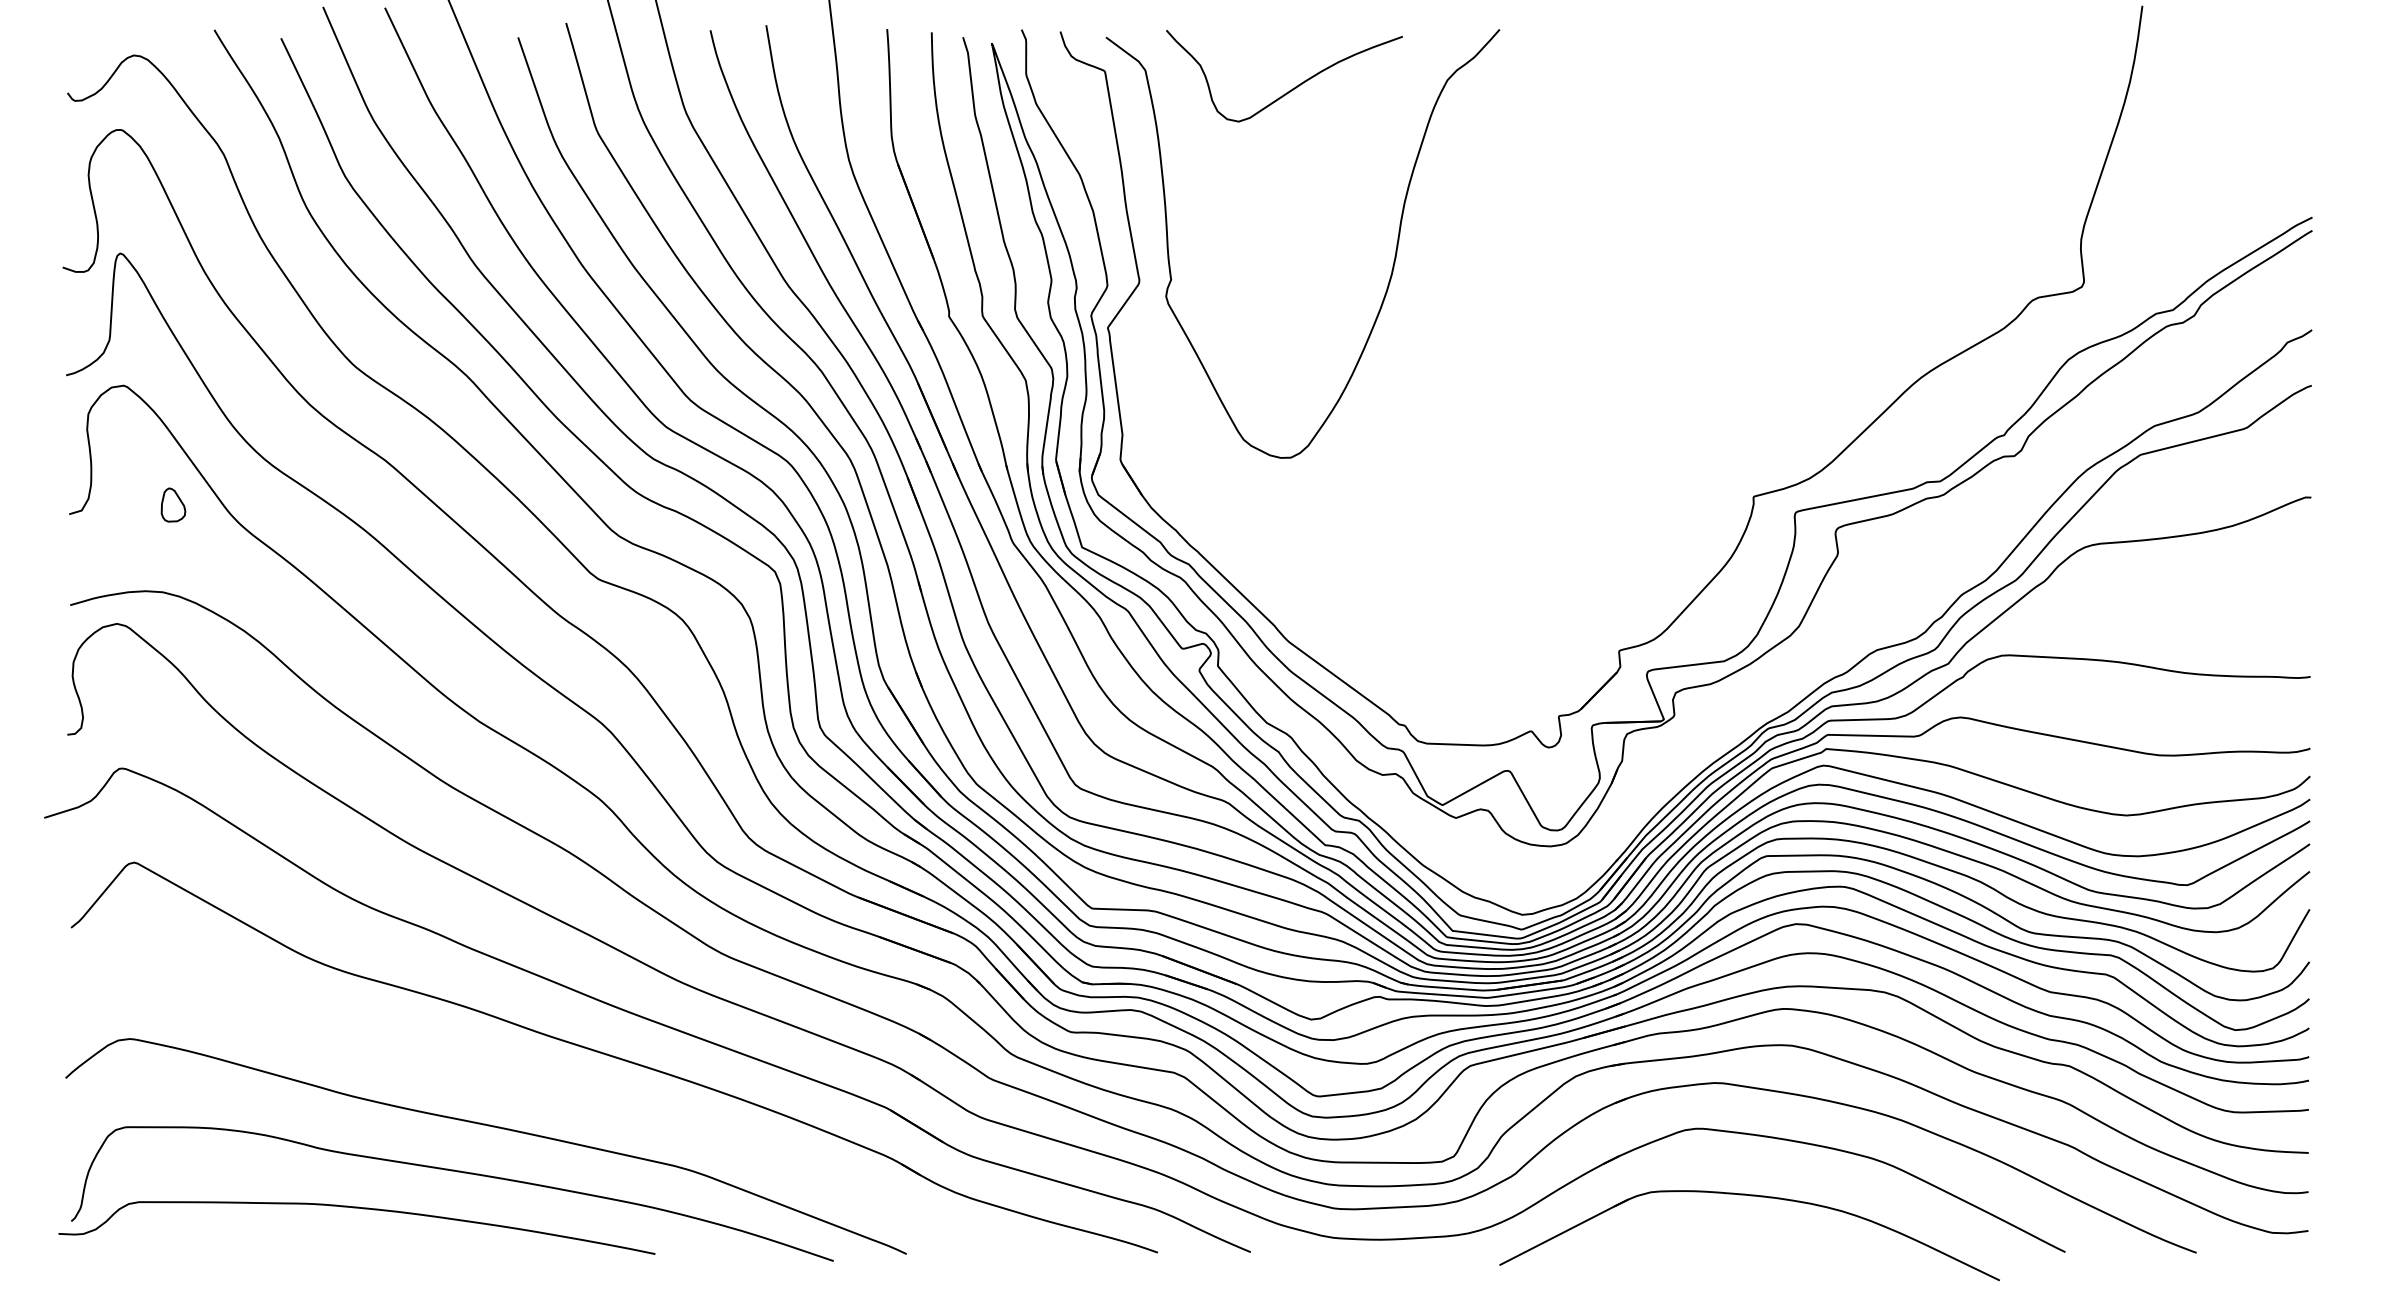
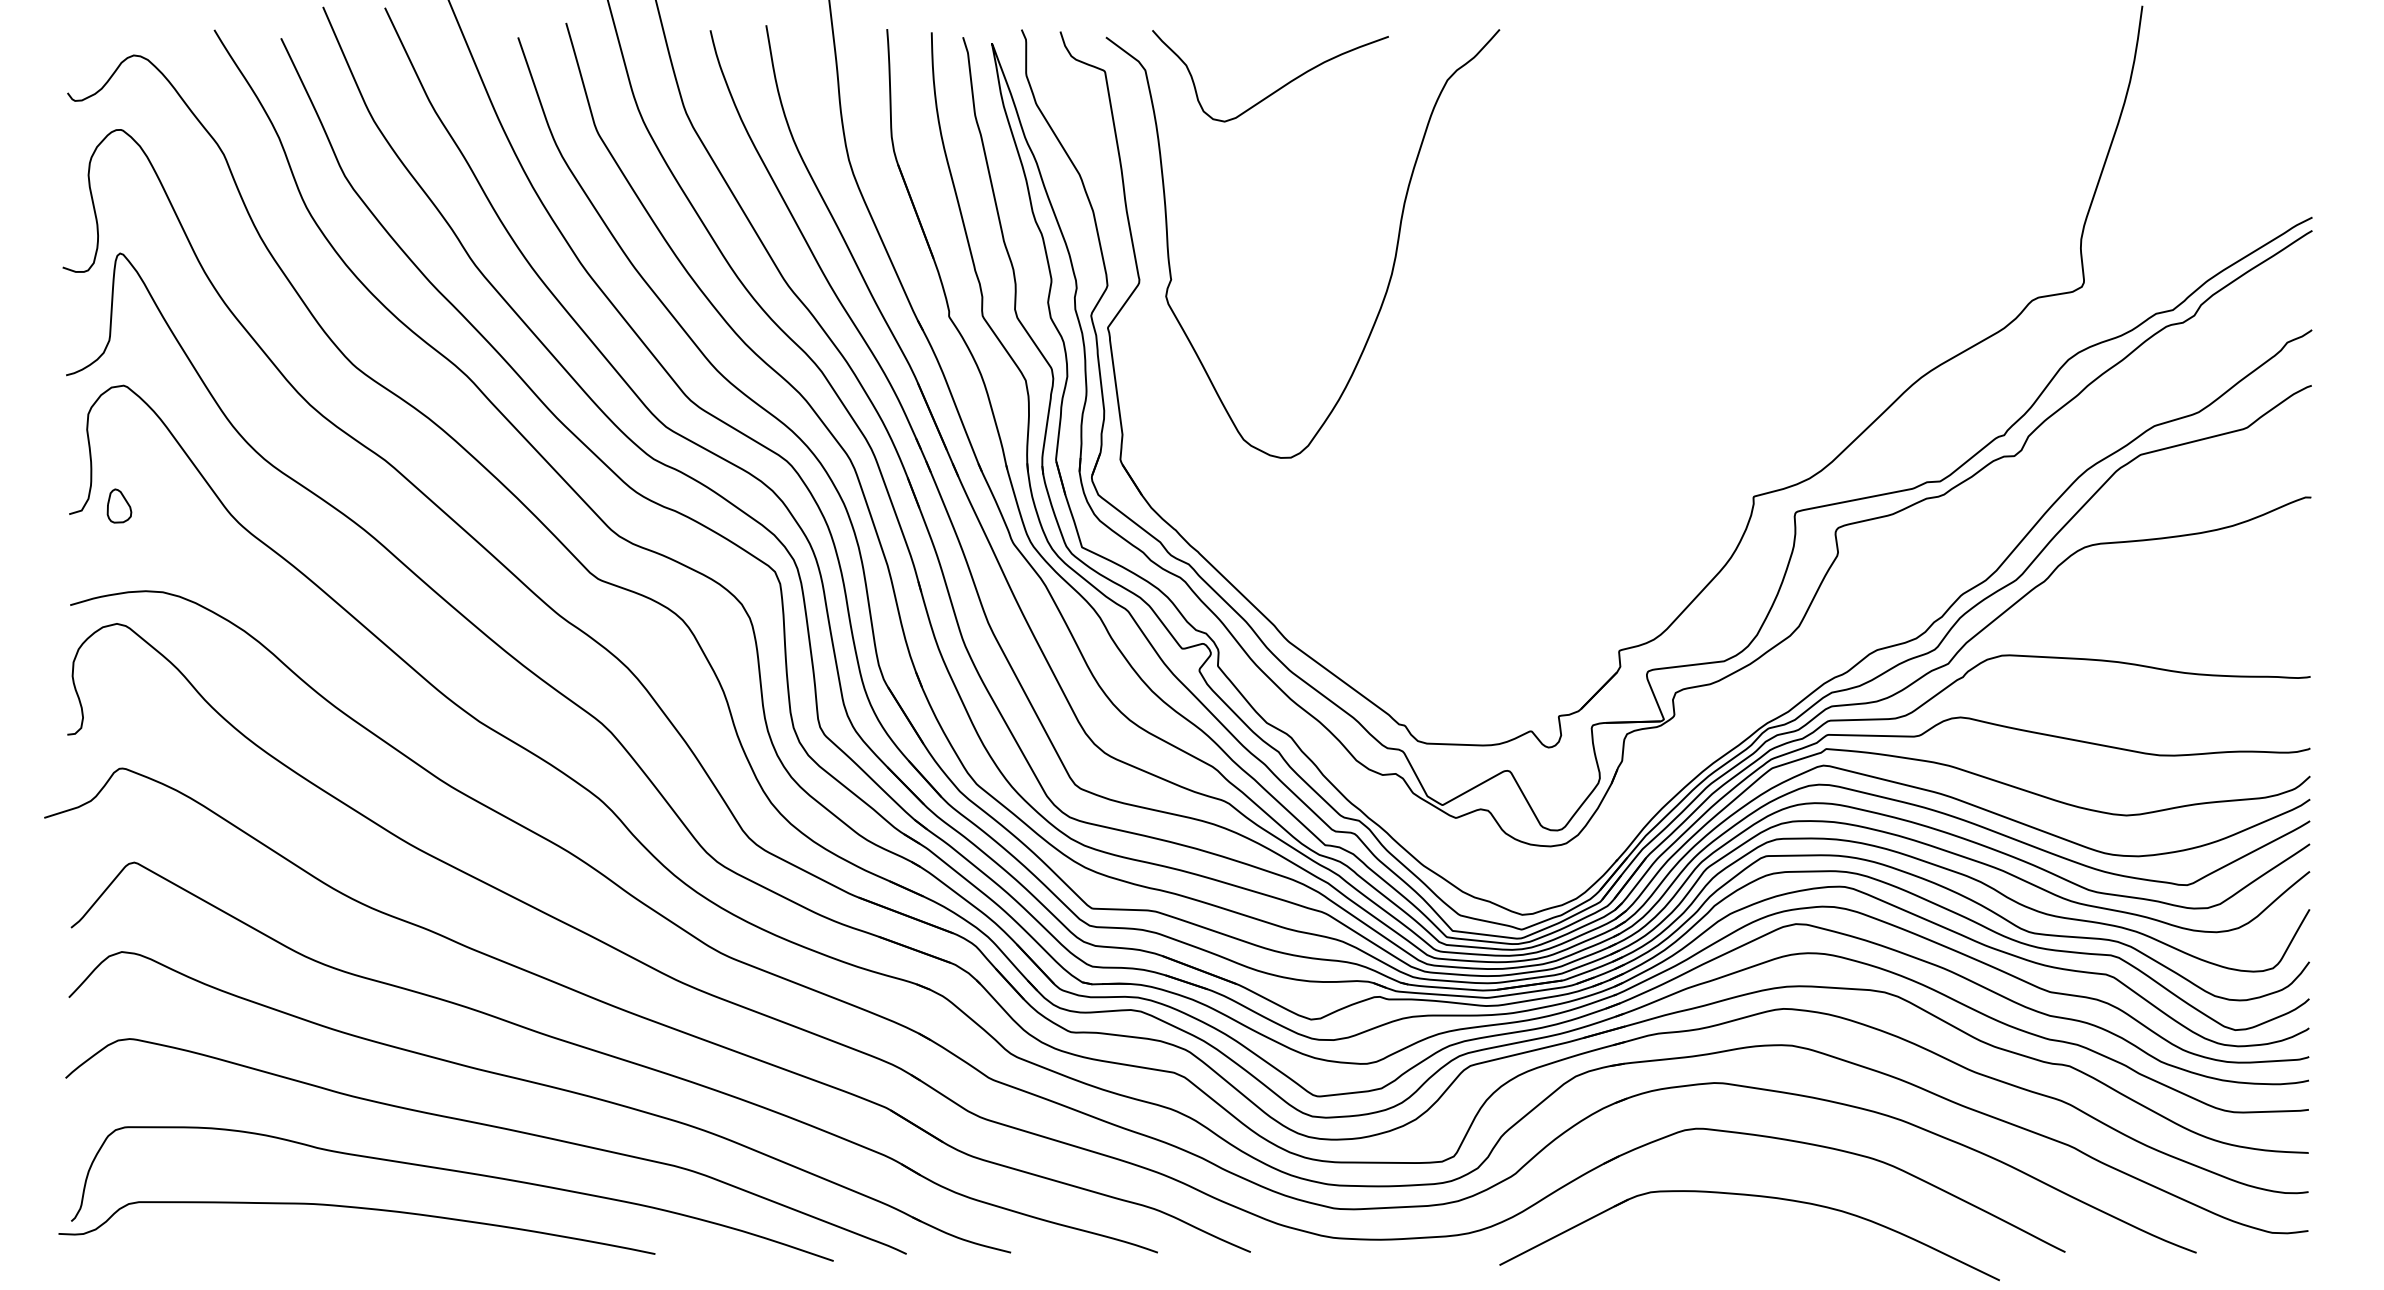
curve position: (1292, 88) -> (1278, 88) (1278, 88)
part position: (173, 504) -> (119, 505) (119, 505)
part: none -> present (544, 1086)
